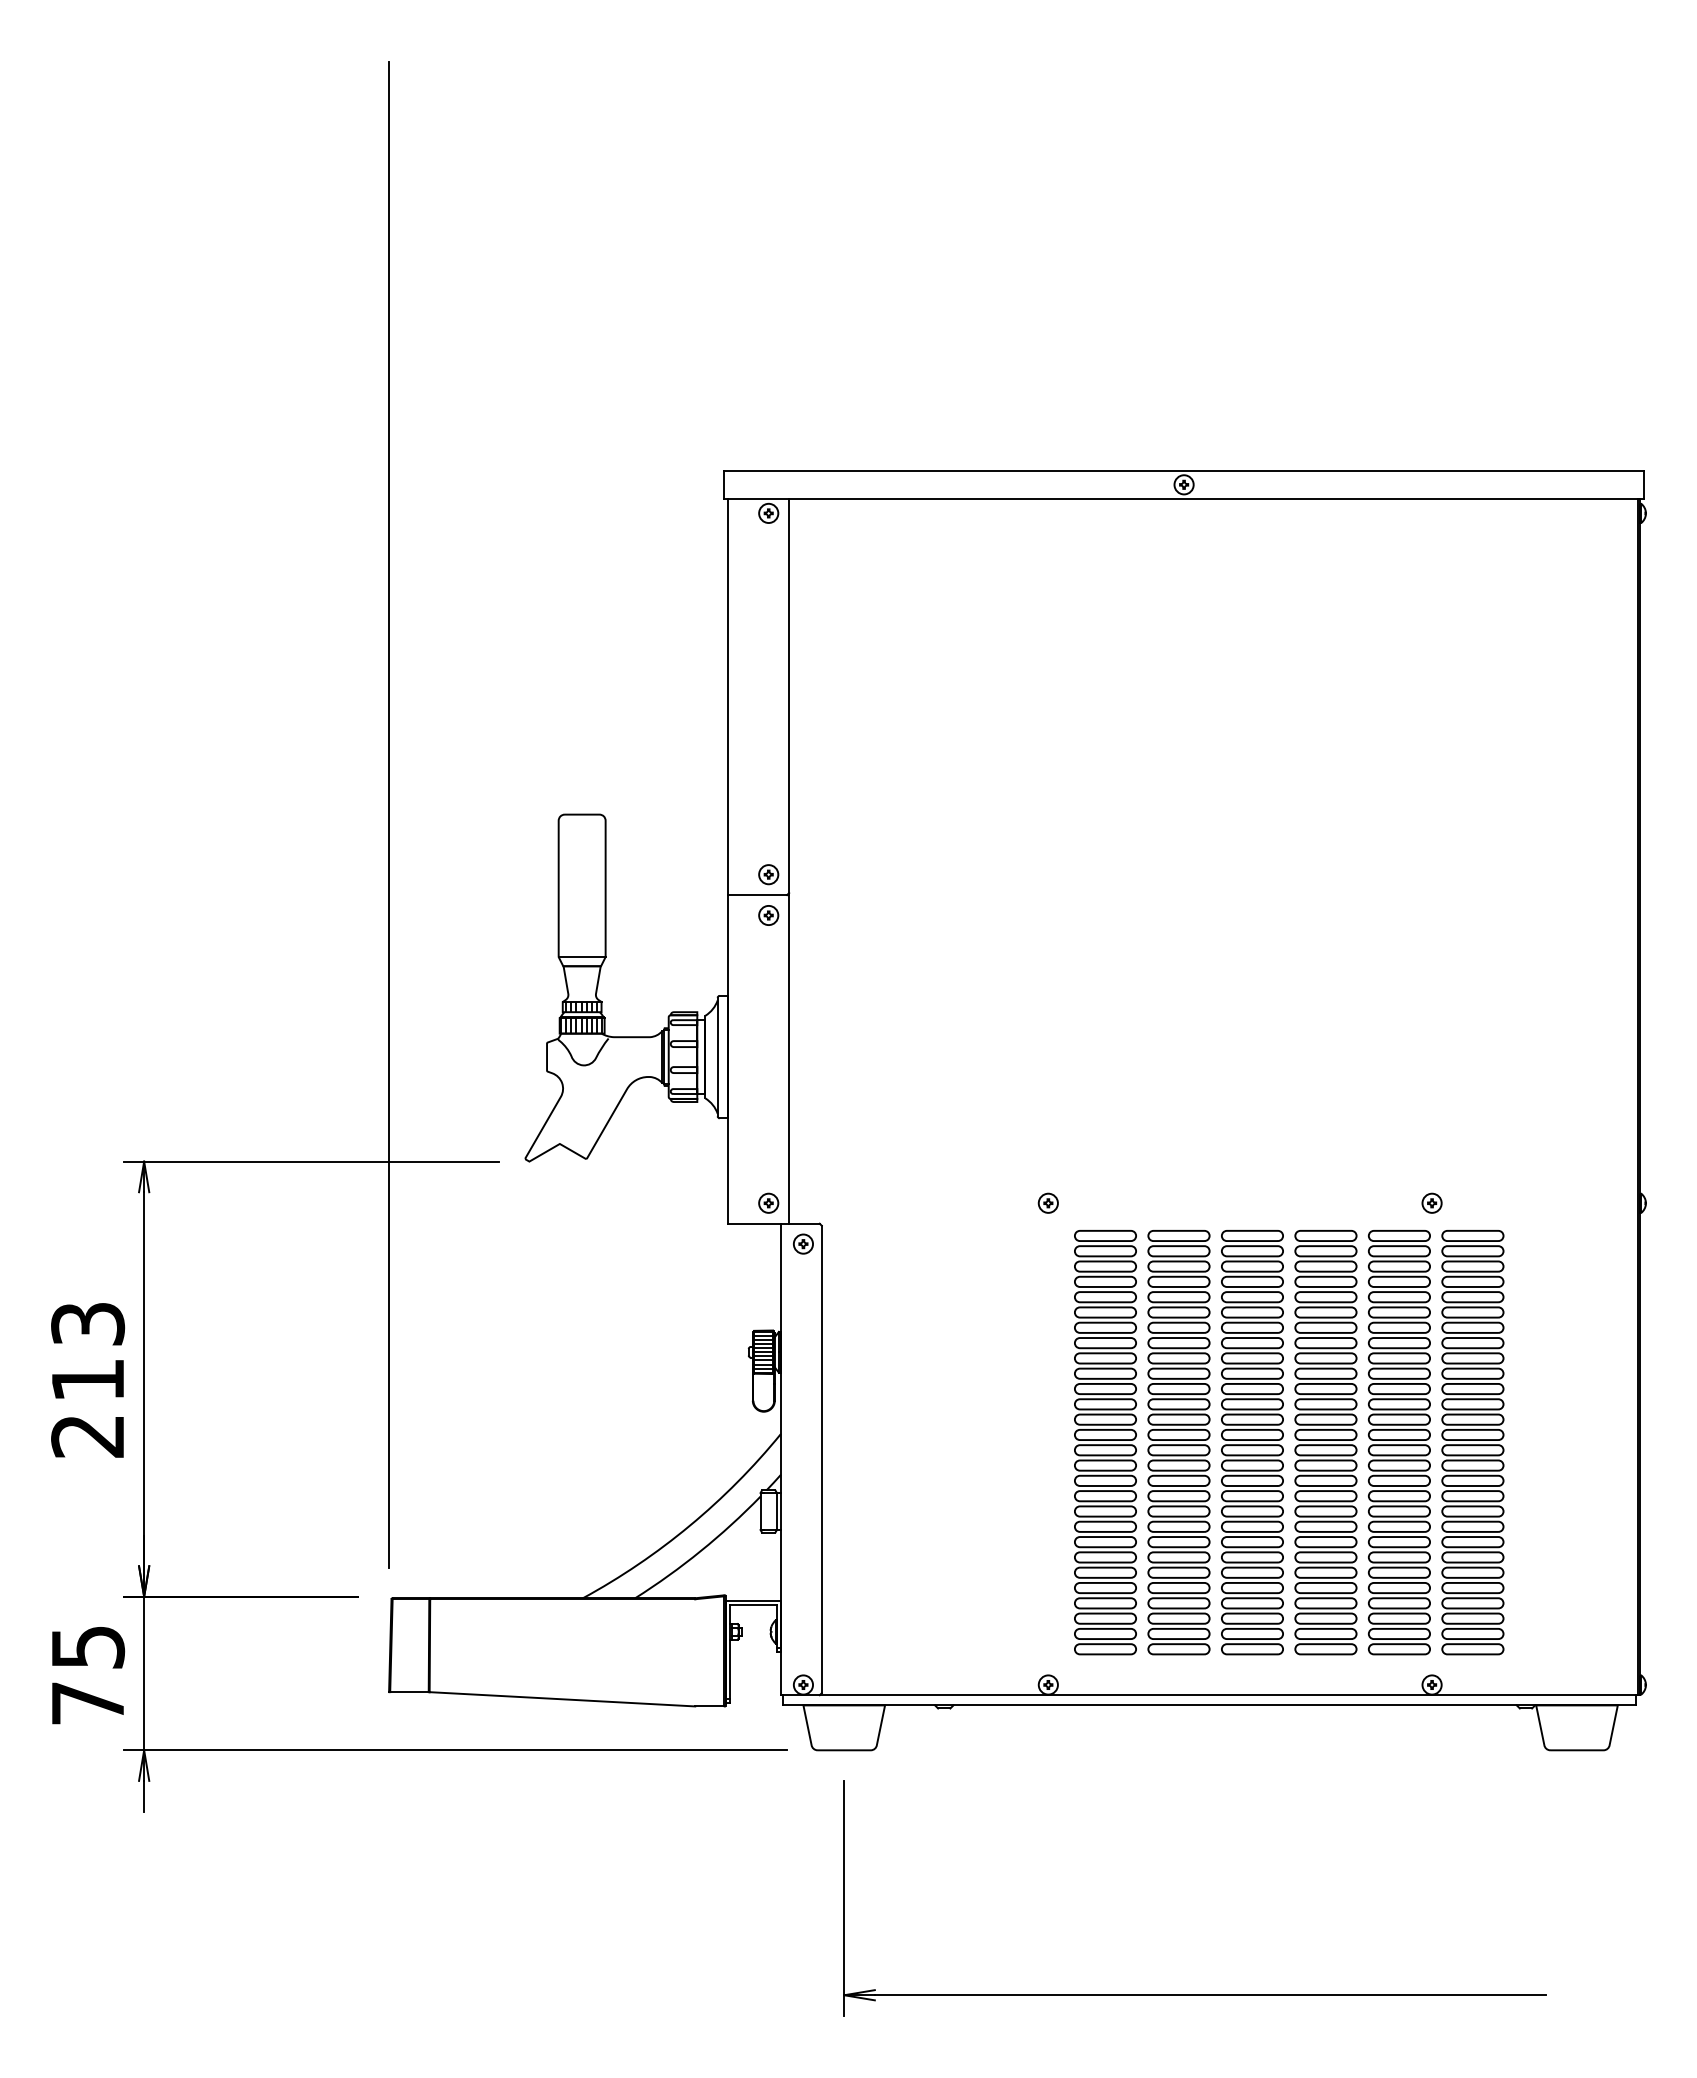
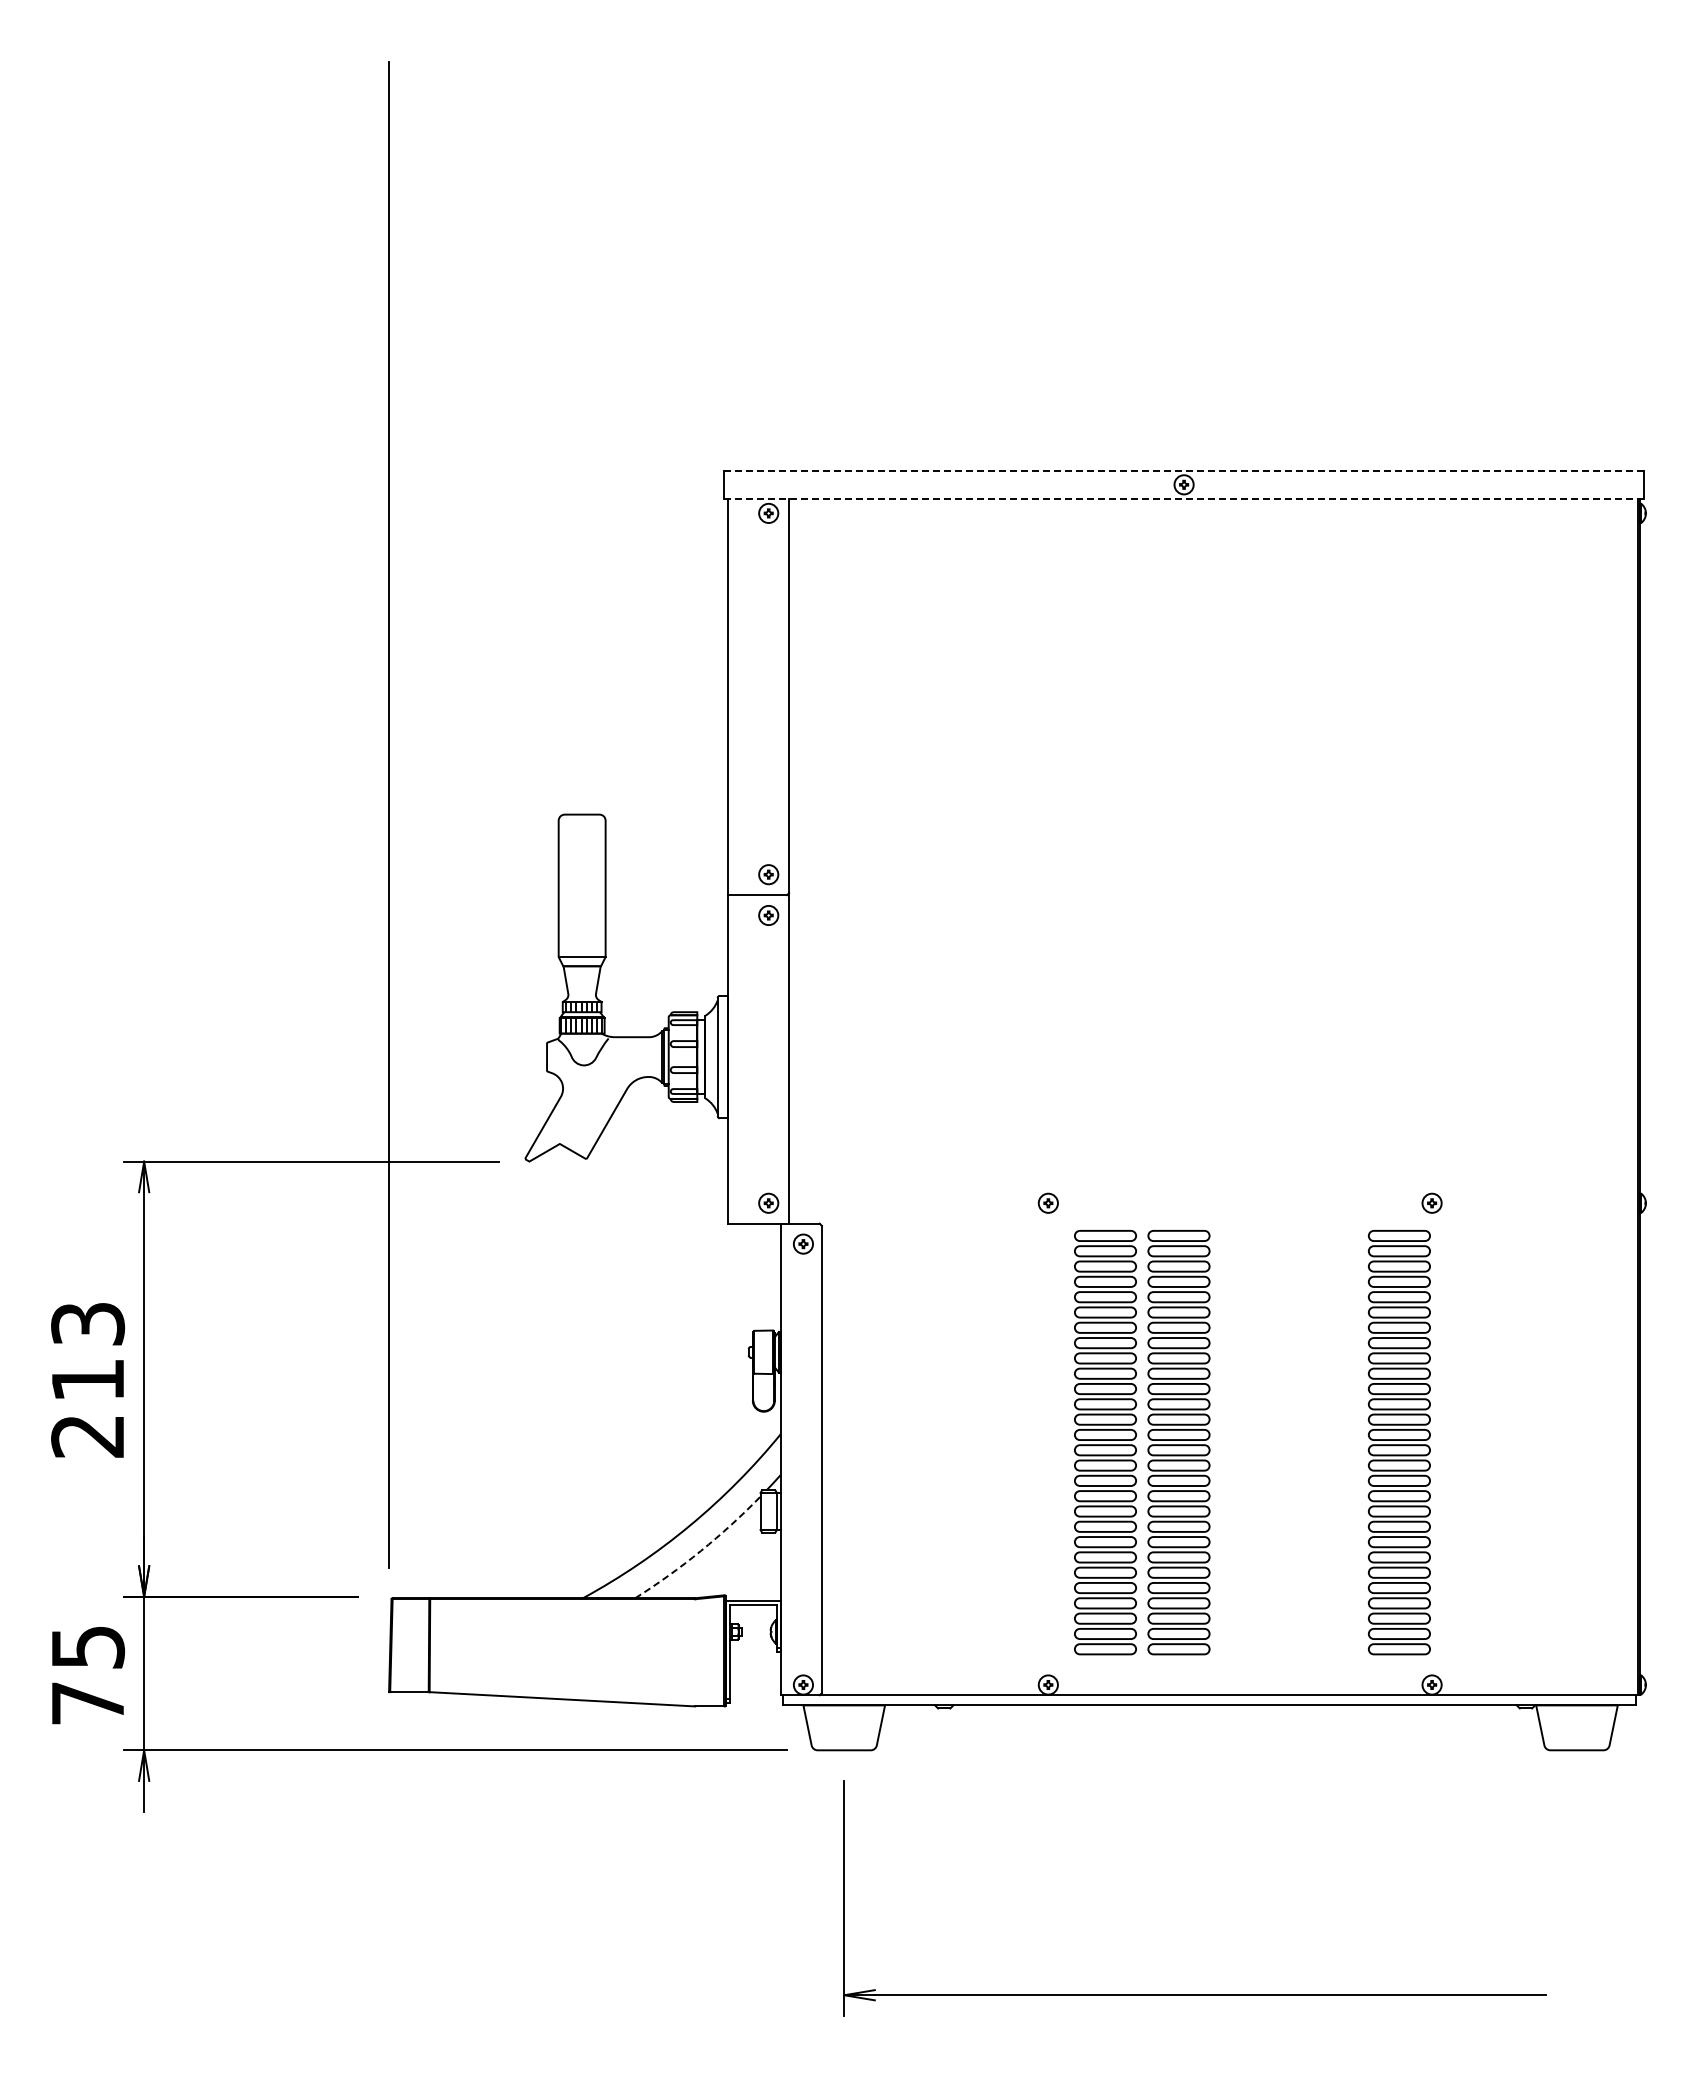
line: solid -> dashed (1184, 470)
line: solid -> dashed (1184, 499)
hatch: present -> none (763, 1351)
part: present -> none (1252, 1442)
part: present -> none (1325, 1442)
part: present -> none (1472, 1442)
arc: solid -> dashed (700, 1551)
